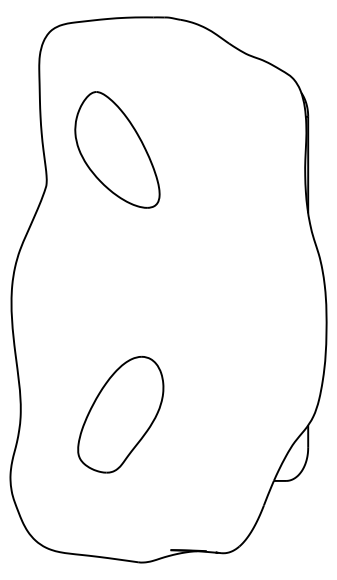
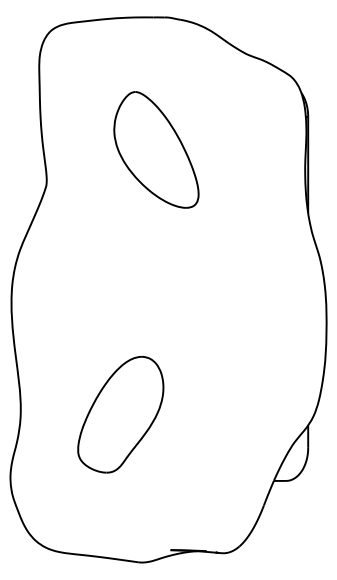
part position: (117, 149) -> (156, 149) (156, 149)
